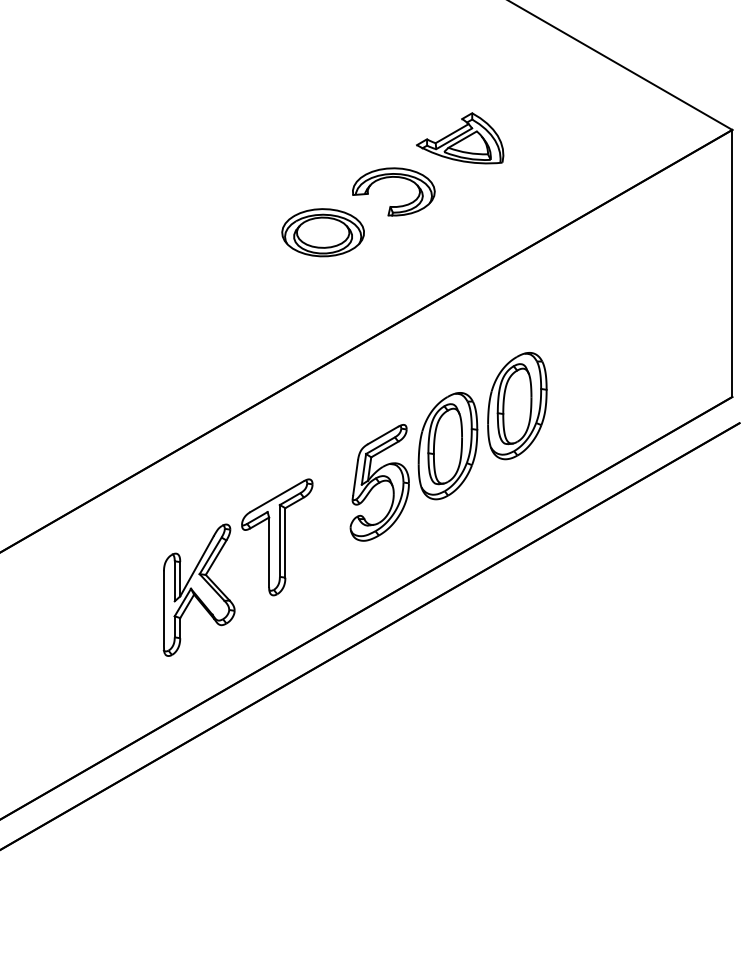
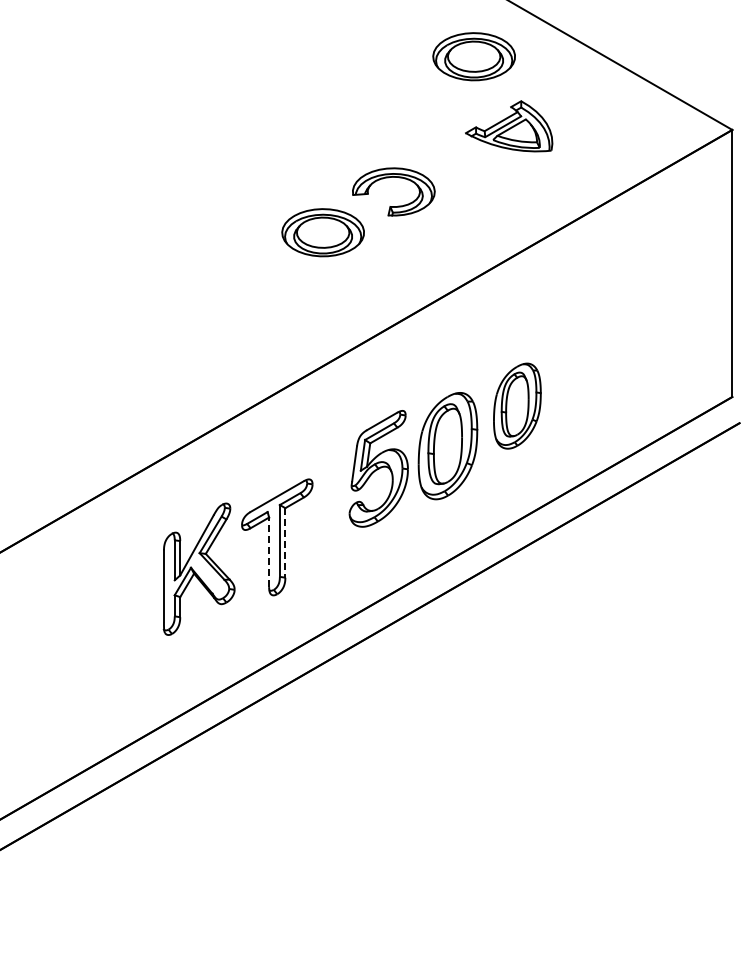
part: none -> present (473, 56)
part position: (460, 138) -> (509, 126) (509, 126)
part size: 61x109 px -> 49x88 px (517, 405)
part position: (379, 482) -> (378, 468) (378, 468)
line: solid -> dashed (285, 542)
line: solid -> dashed (269, 552)
part position: (198, 589) -> (198, 568) (198, 568)
